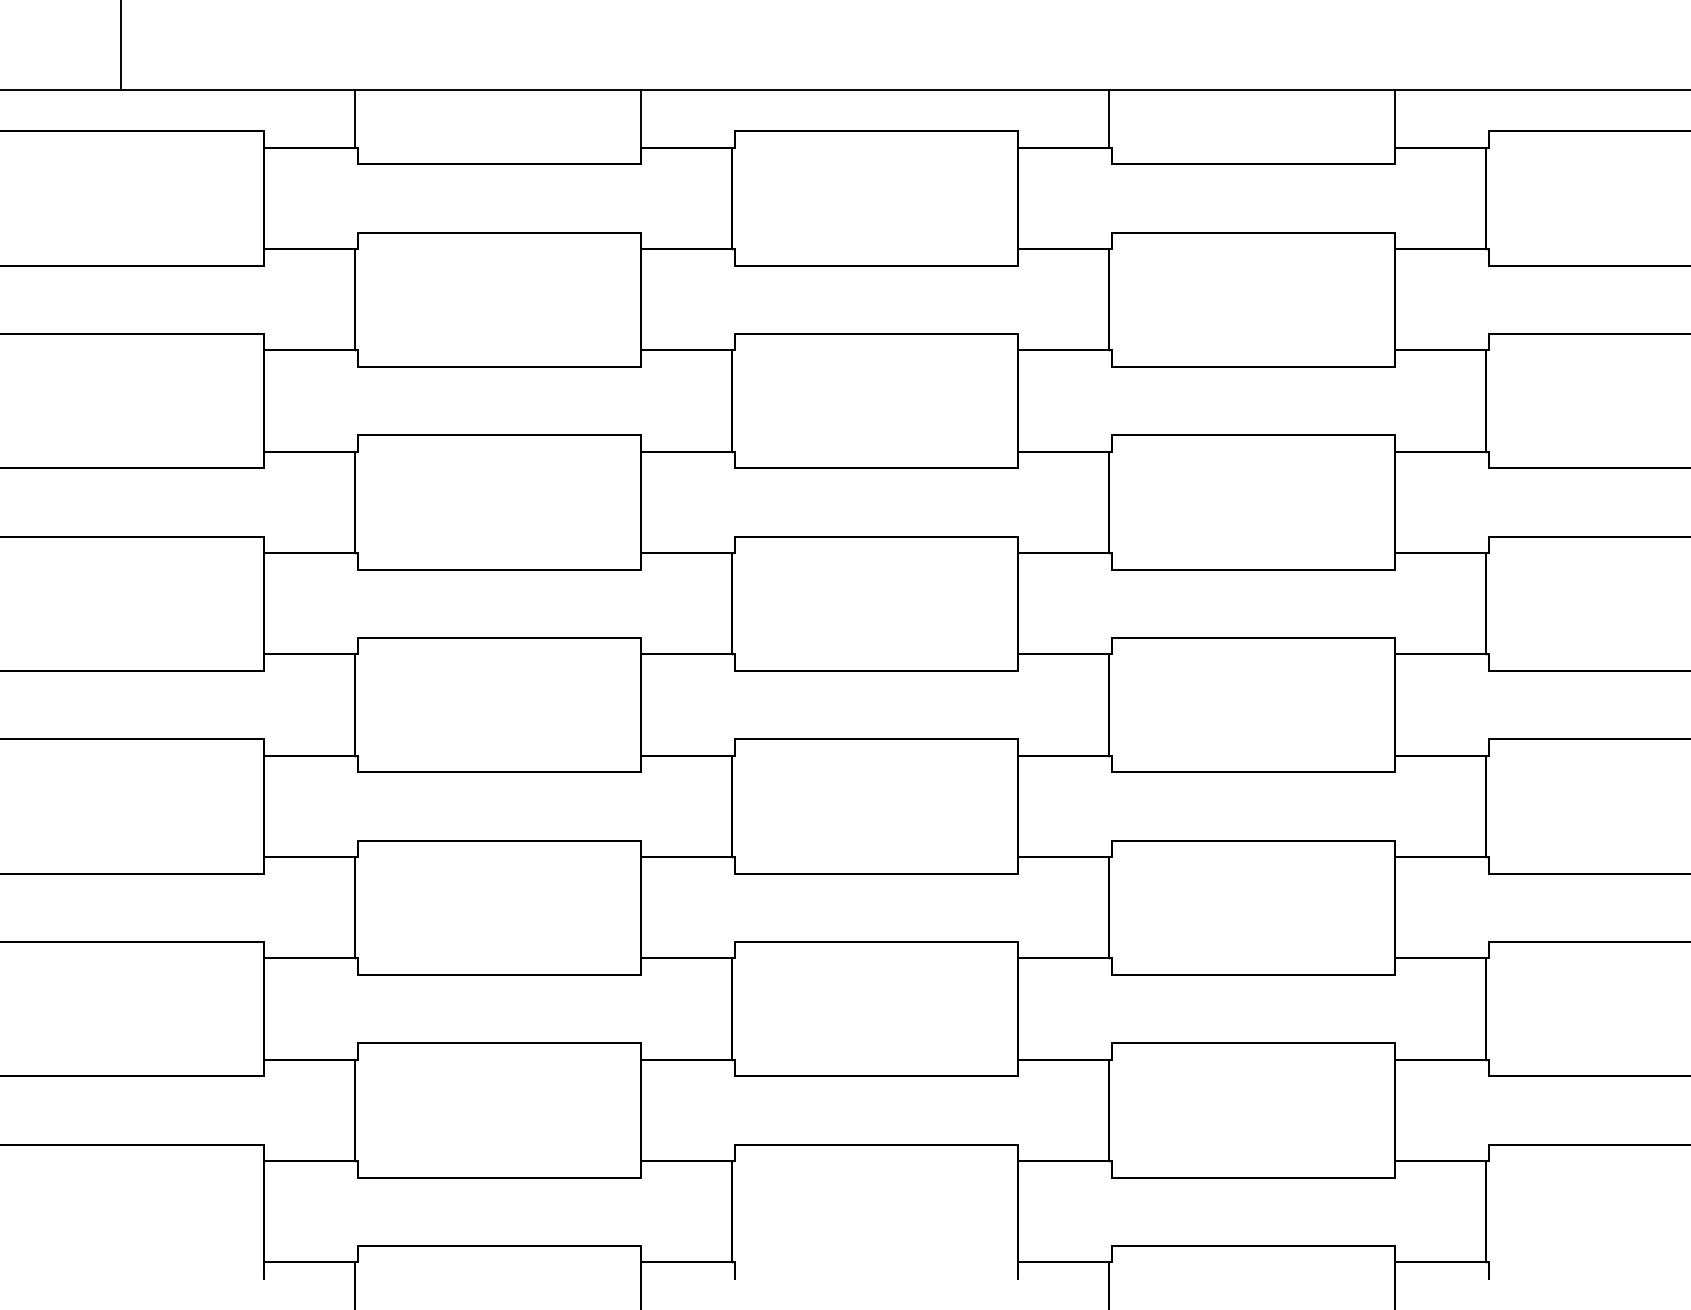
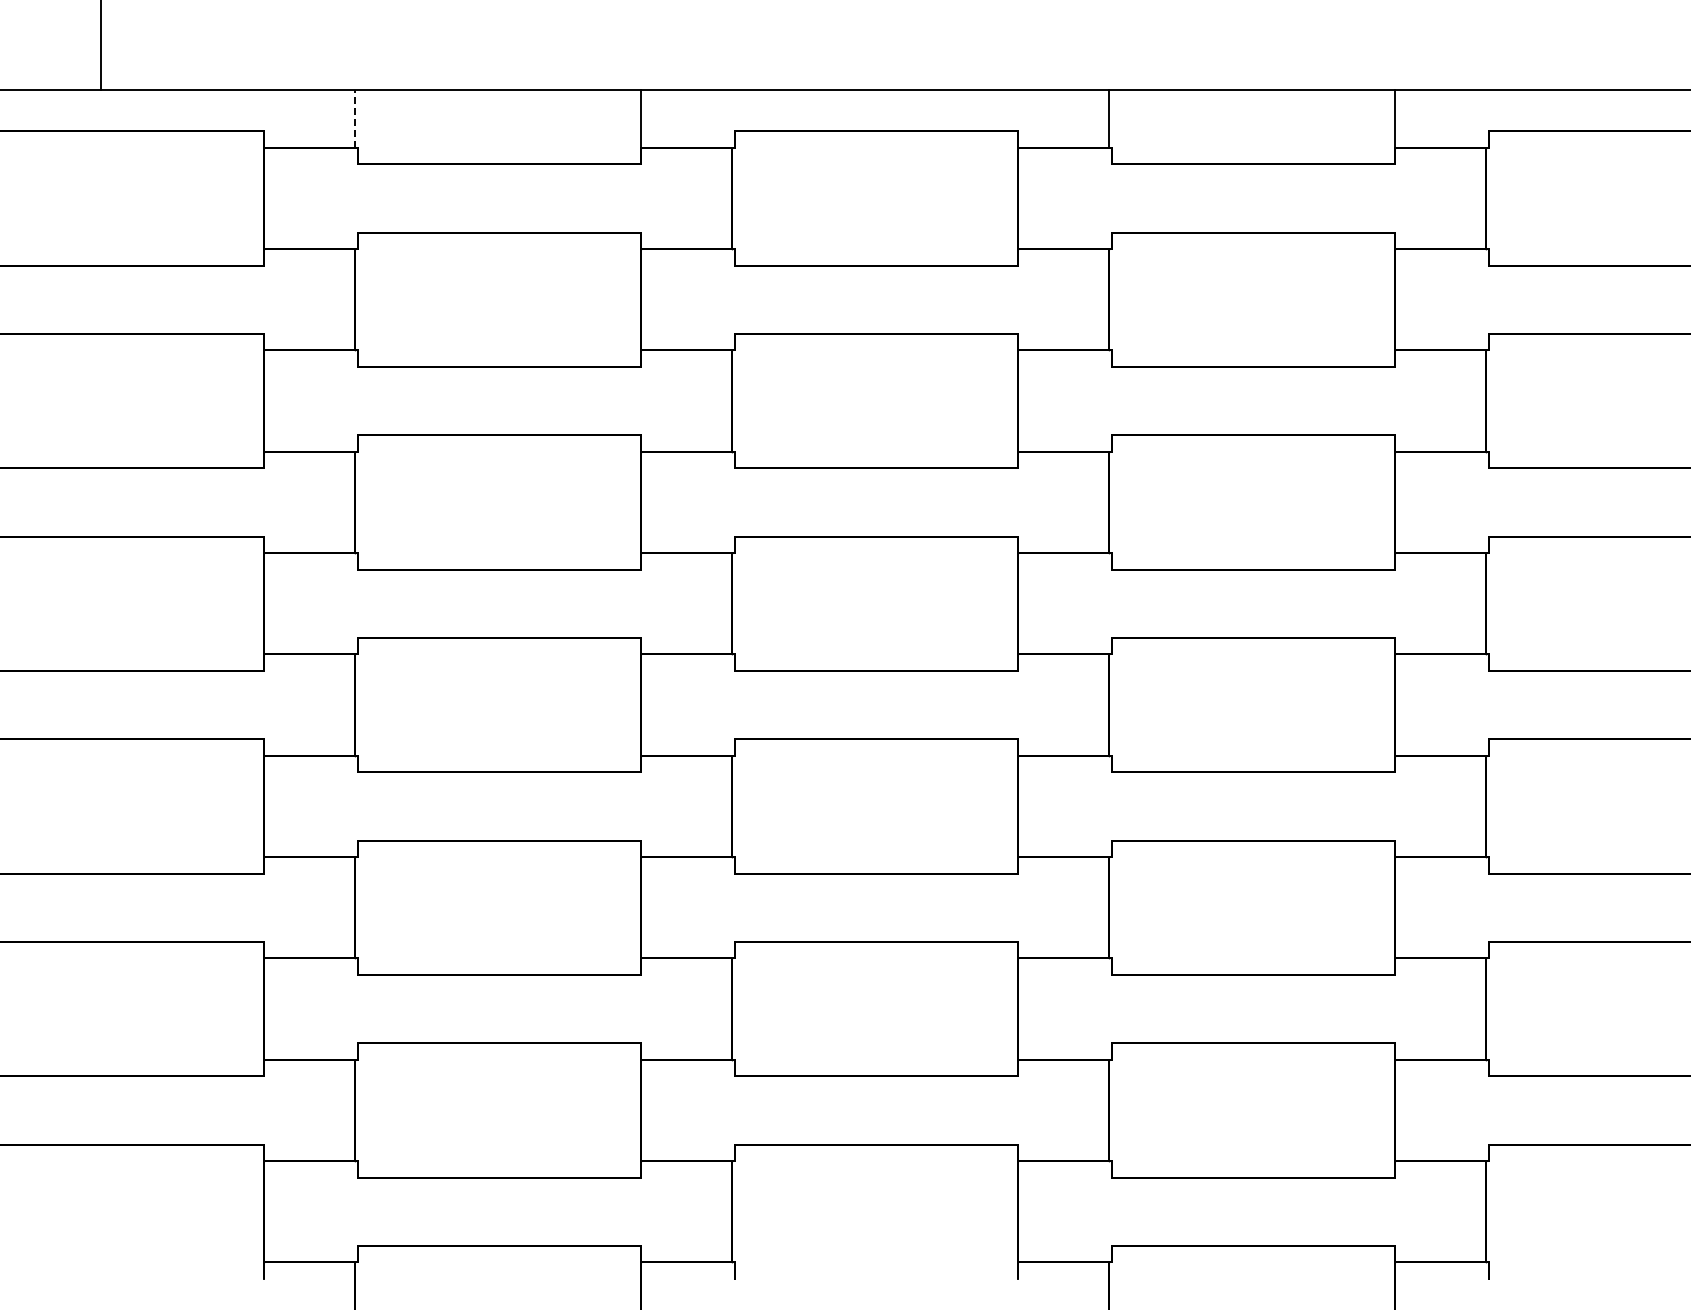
line position: (120, 46) -> (100, 46) (100, 46)
line: solid -> dashed (354, 118)
